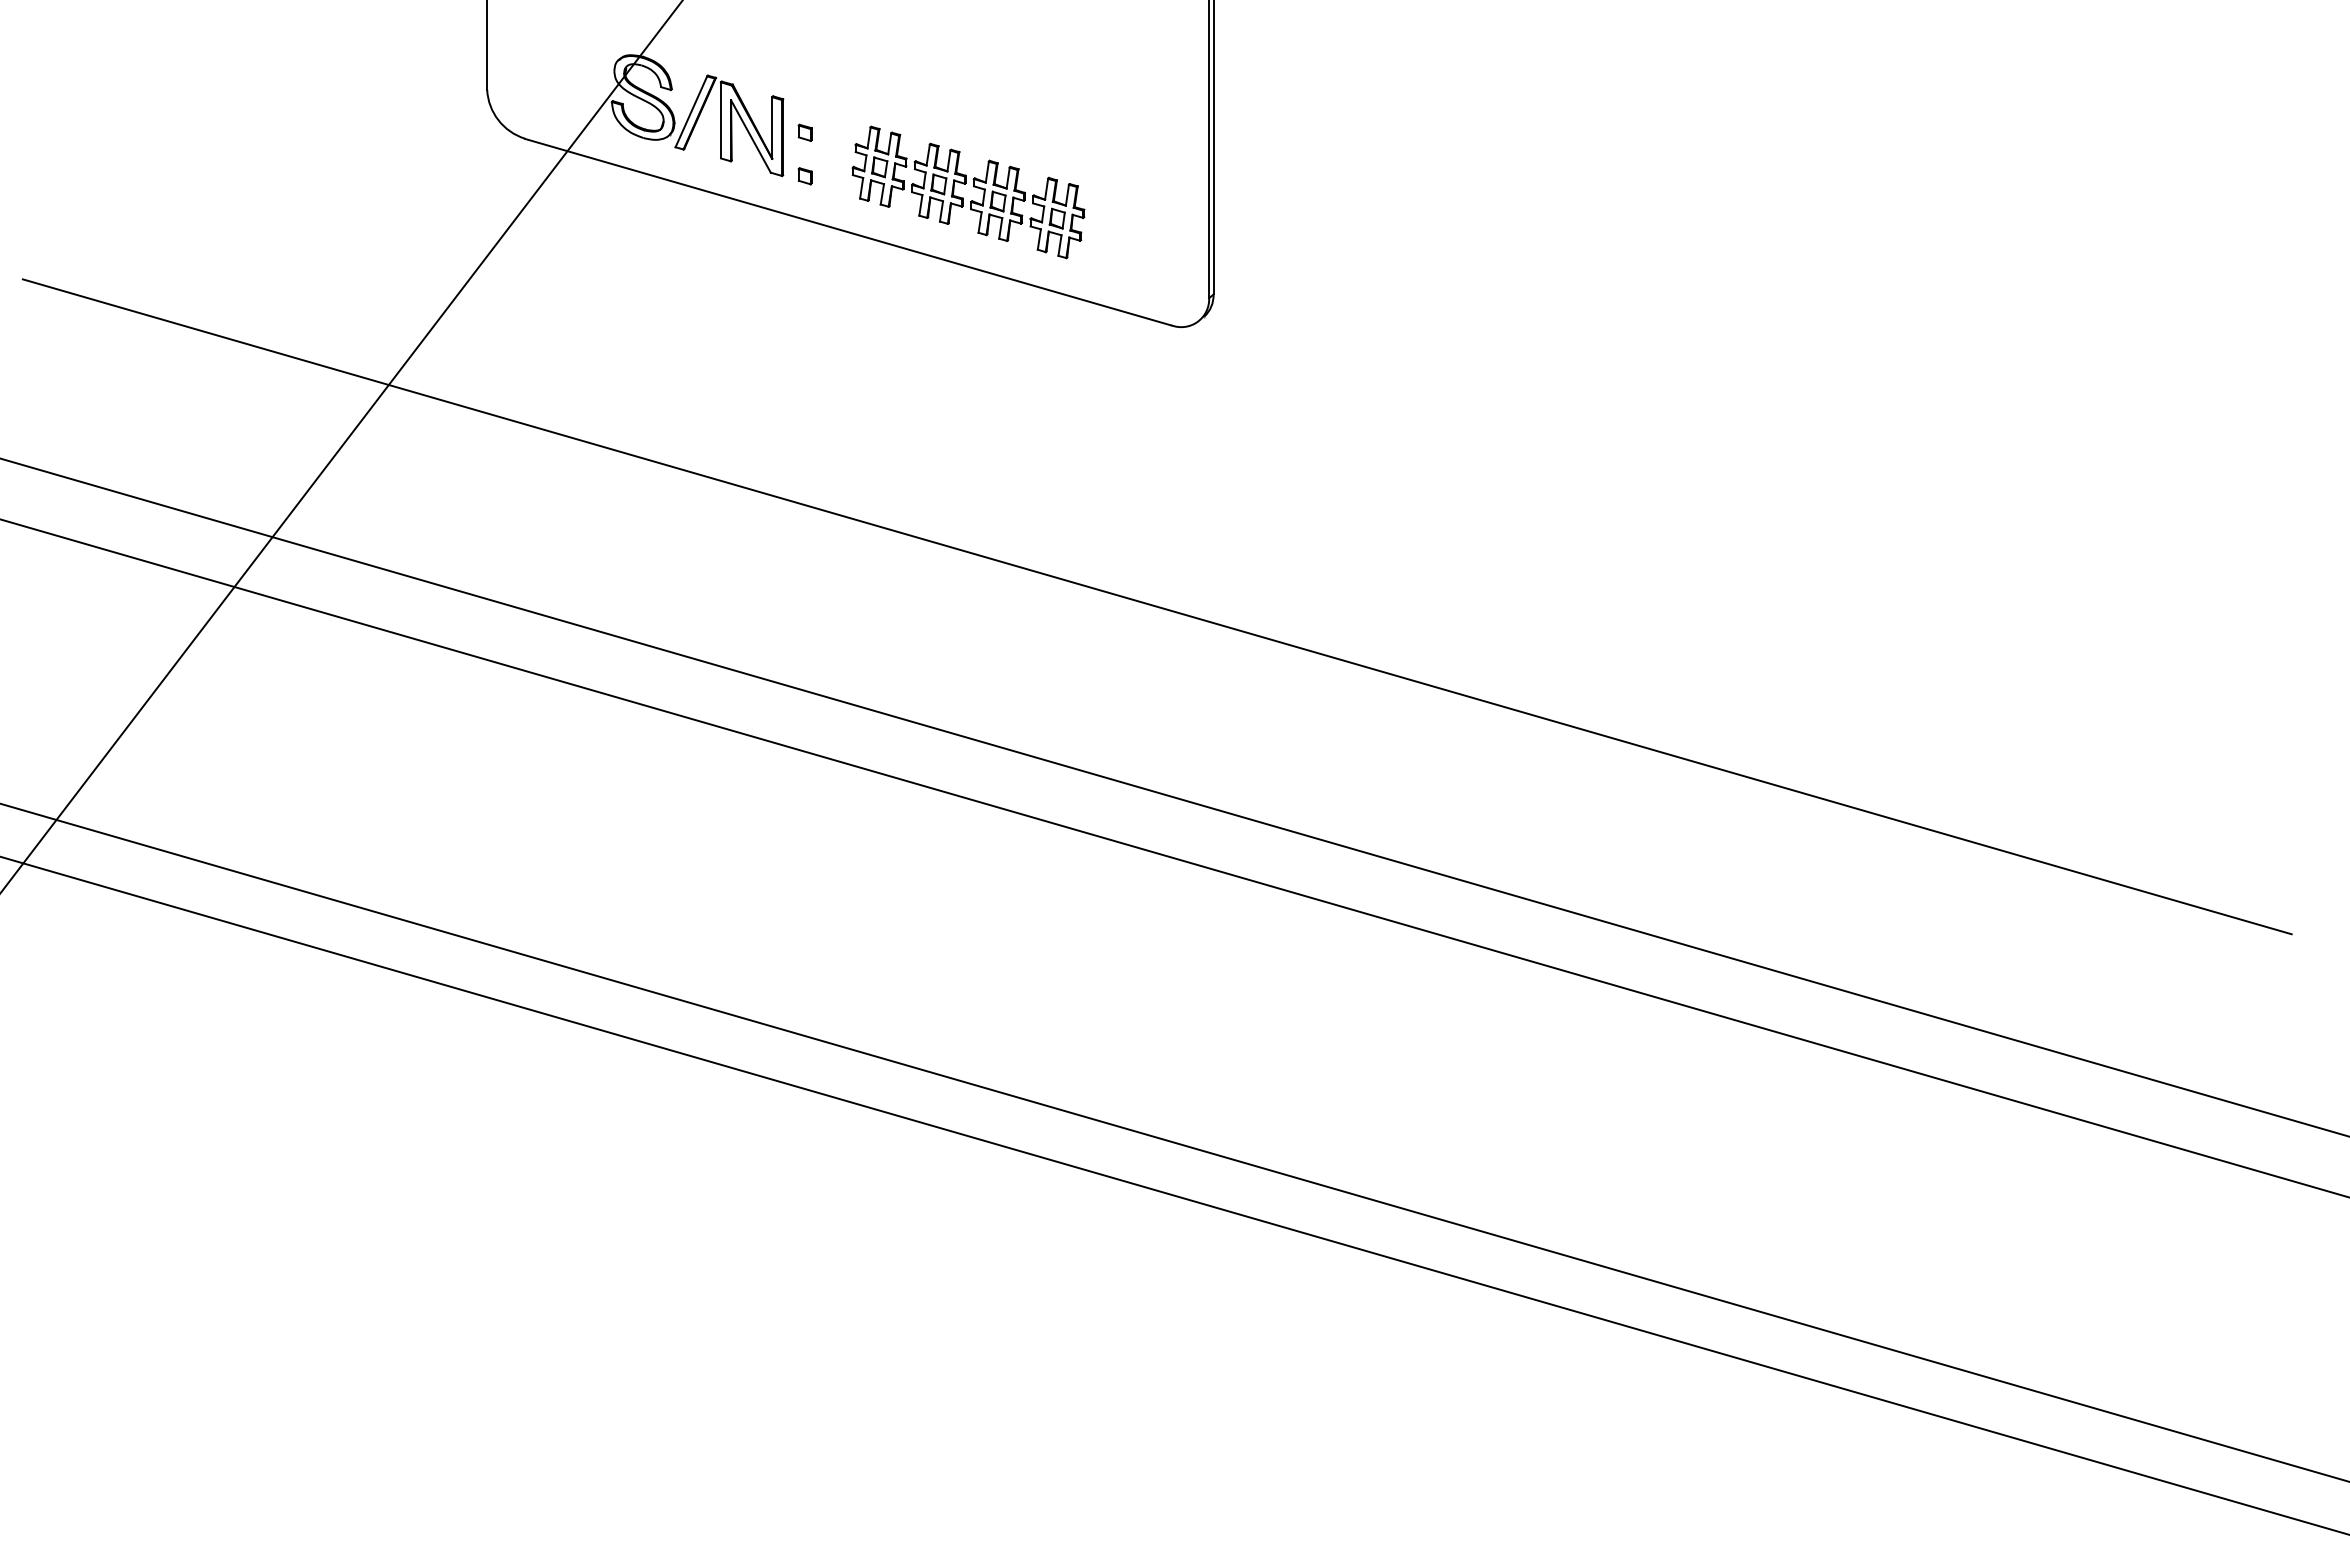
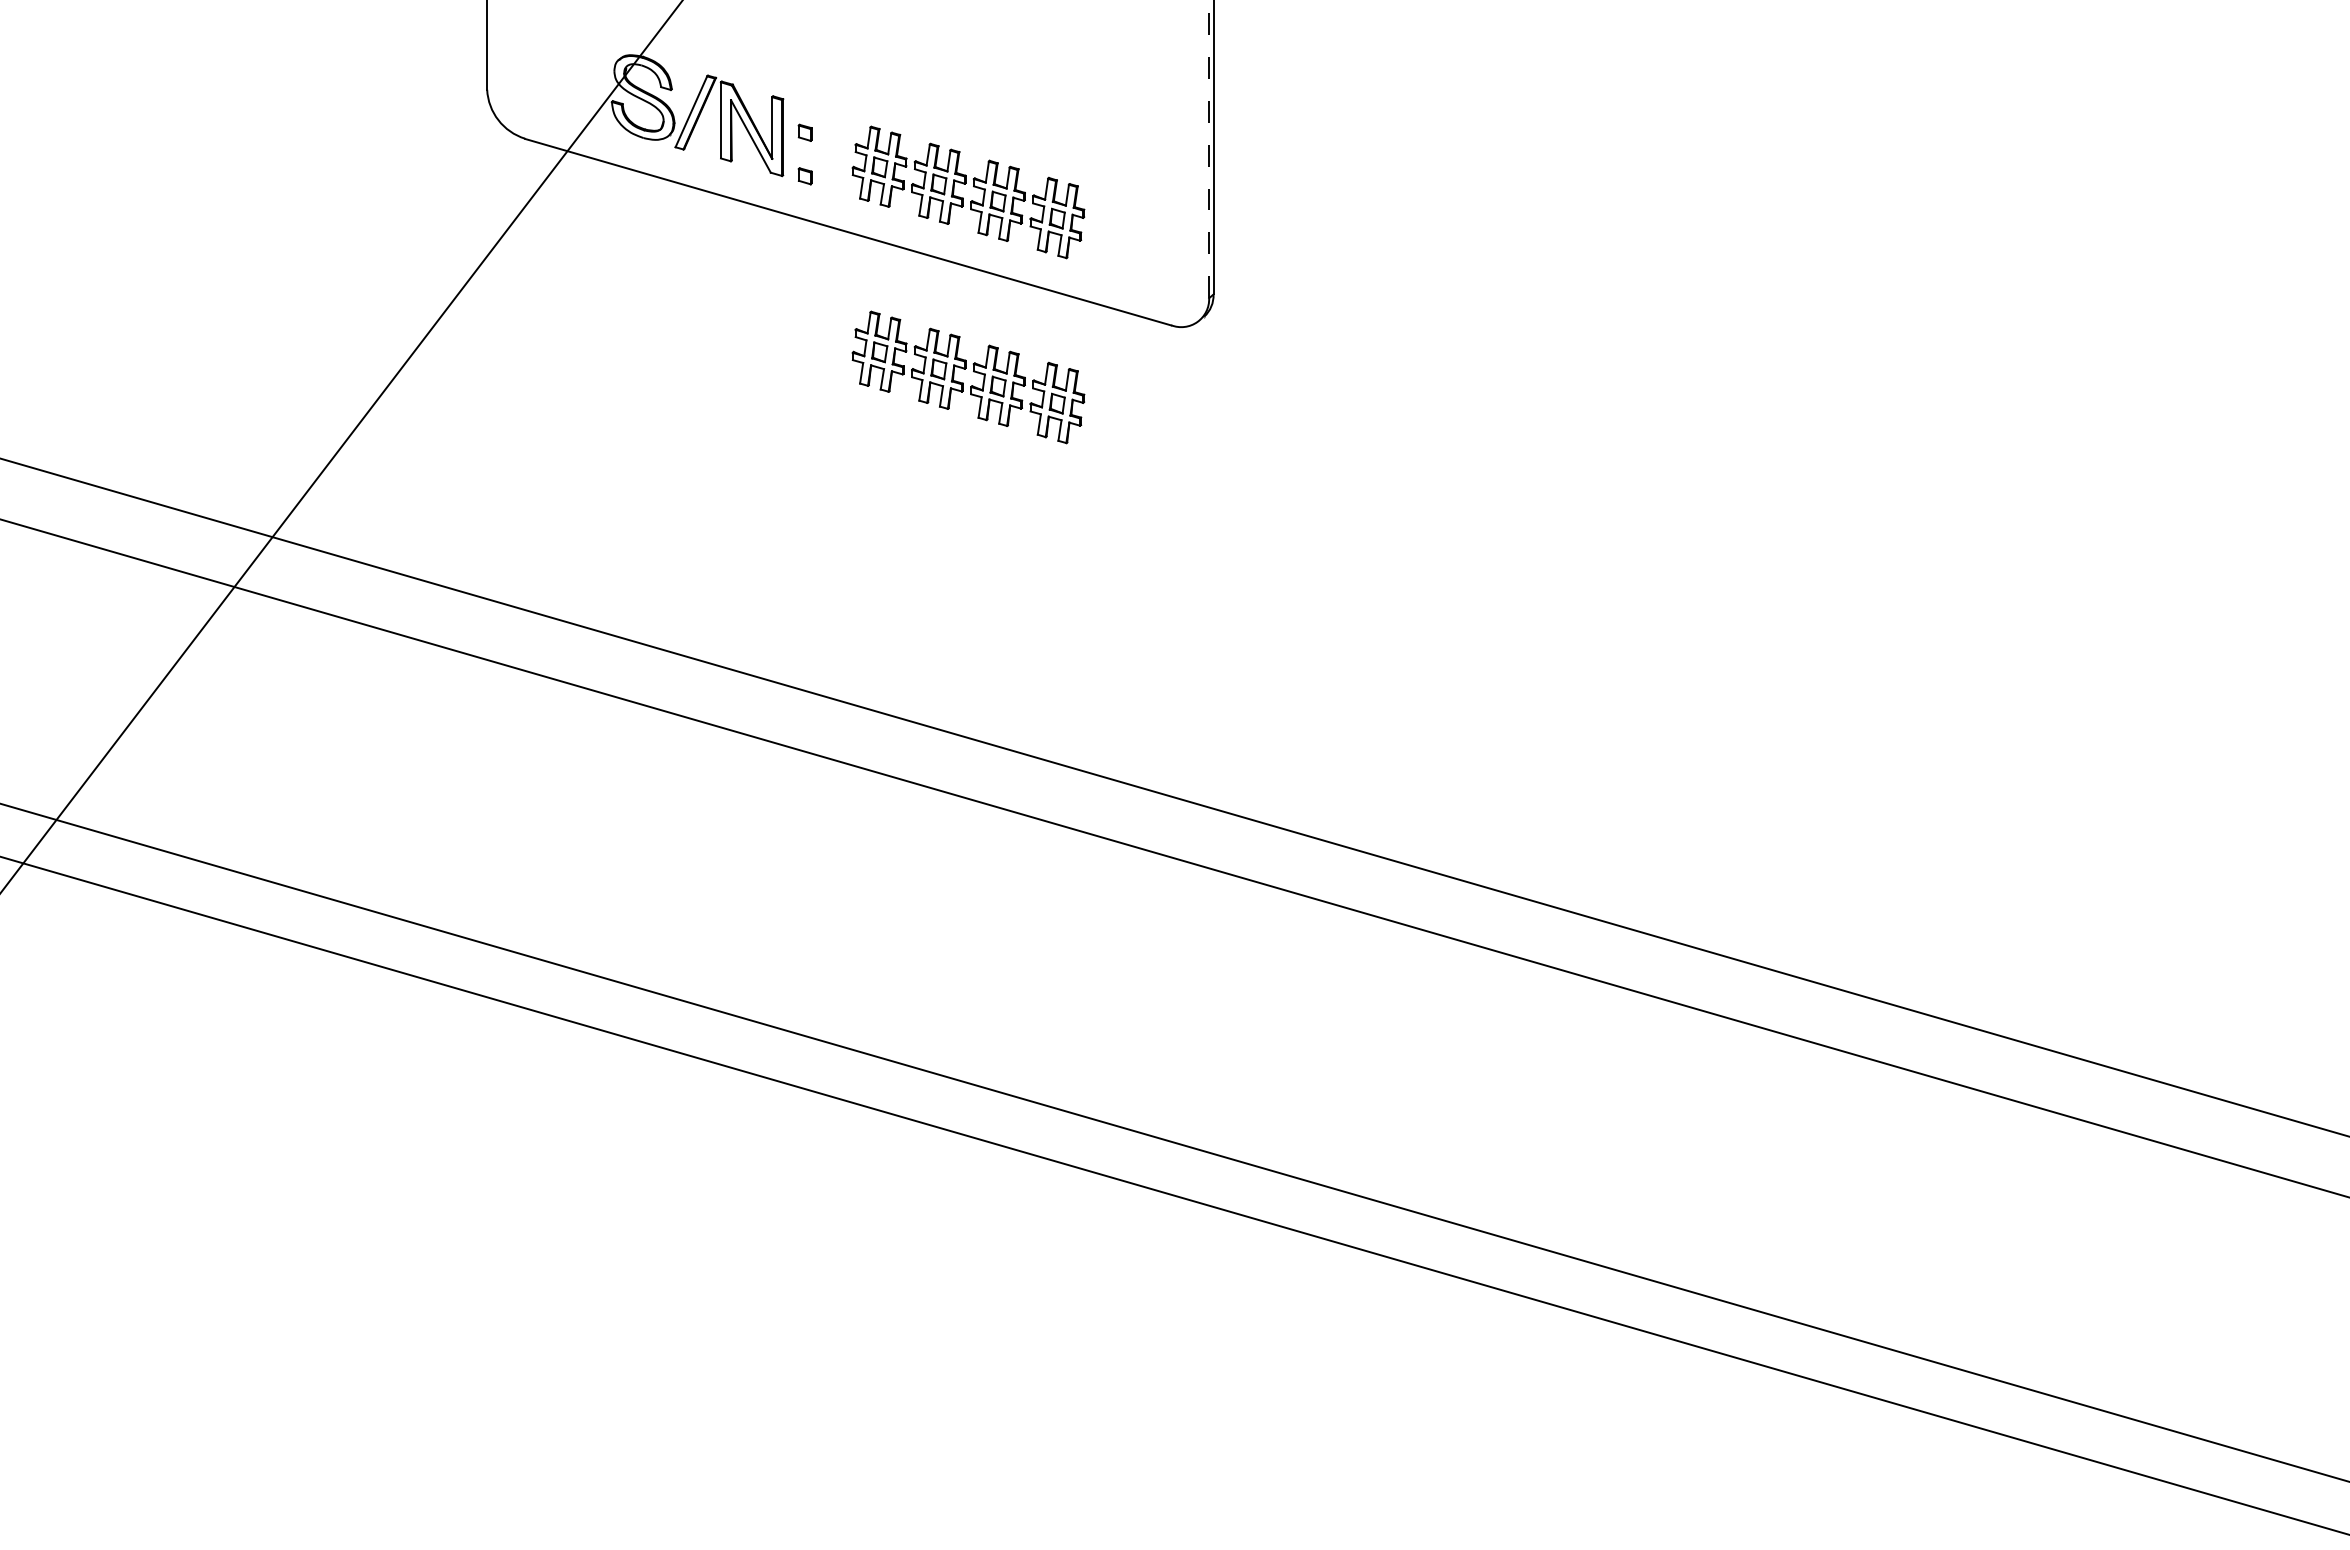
line: solid -> dashed (1209, 149)
part: none -> present (973, 372)
line: present -> none (1156, 606)
